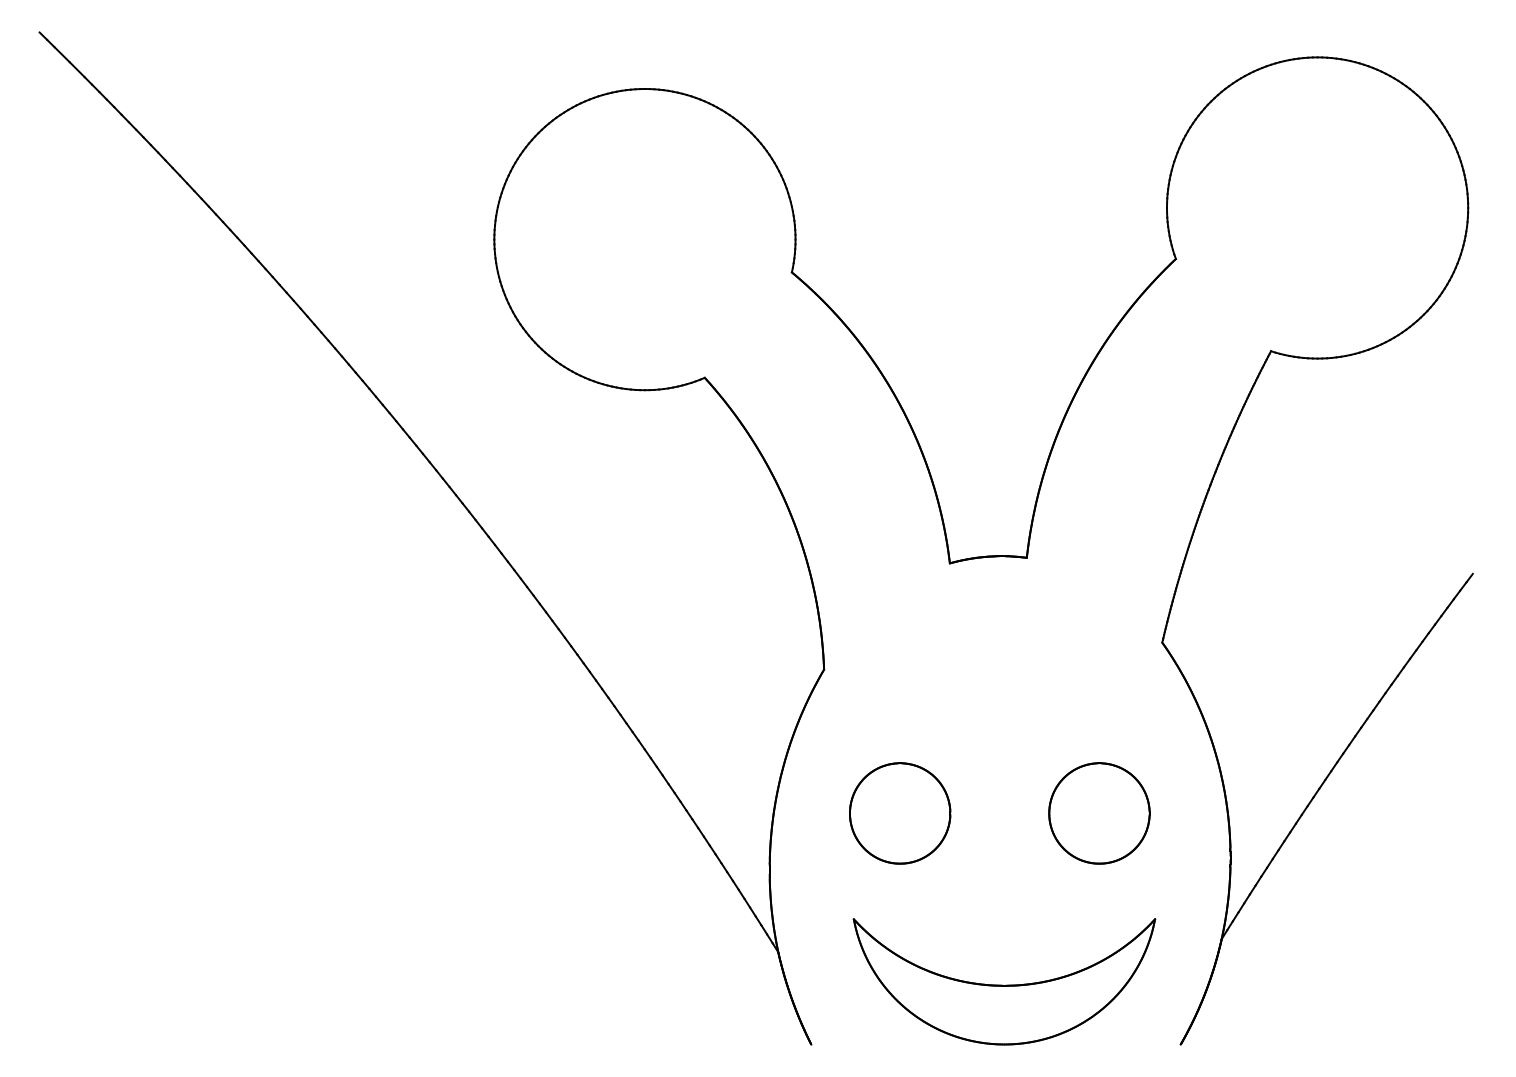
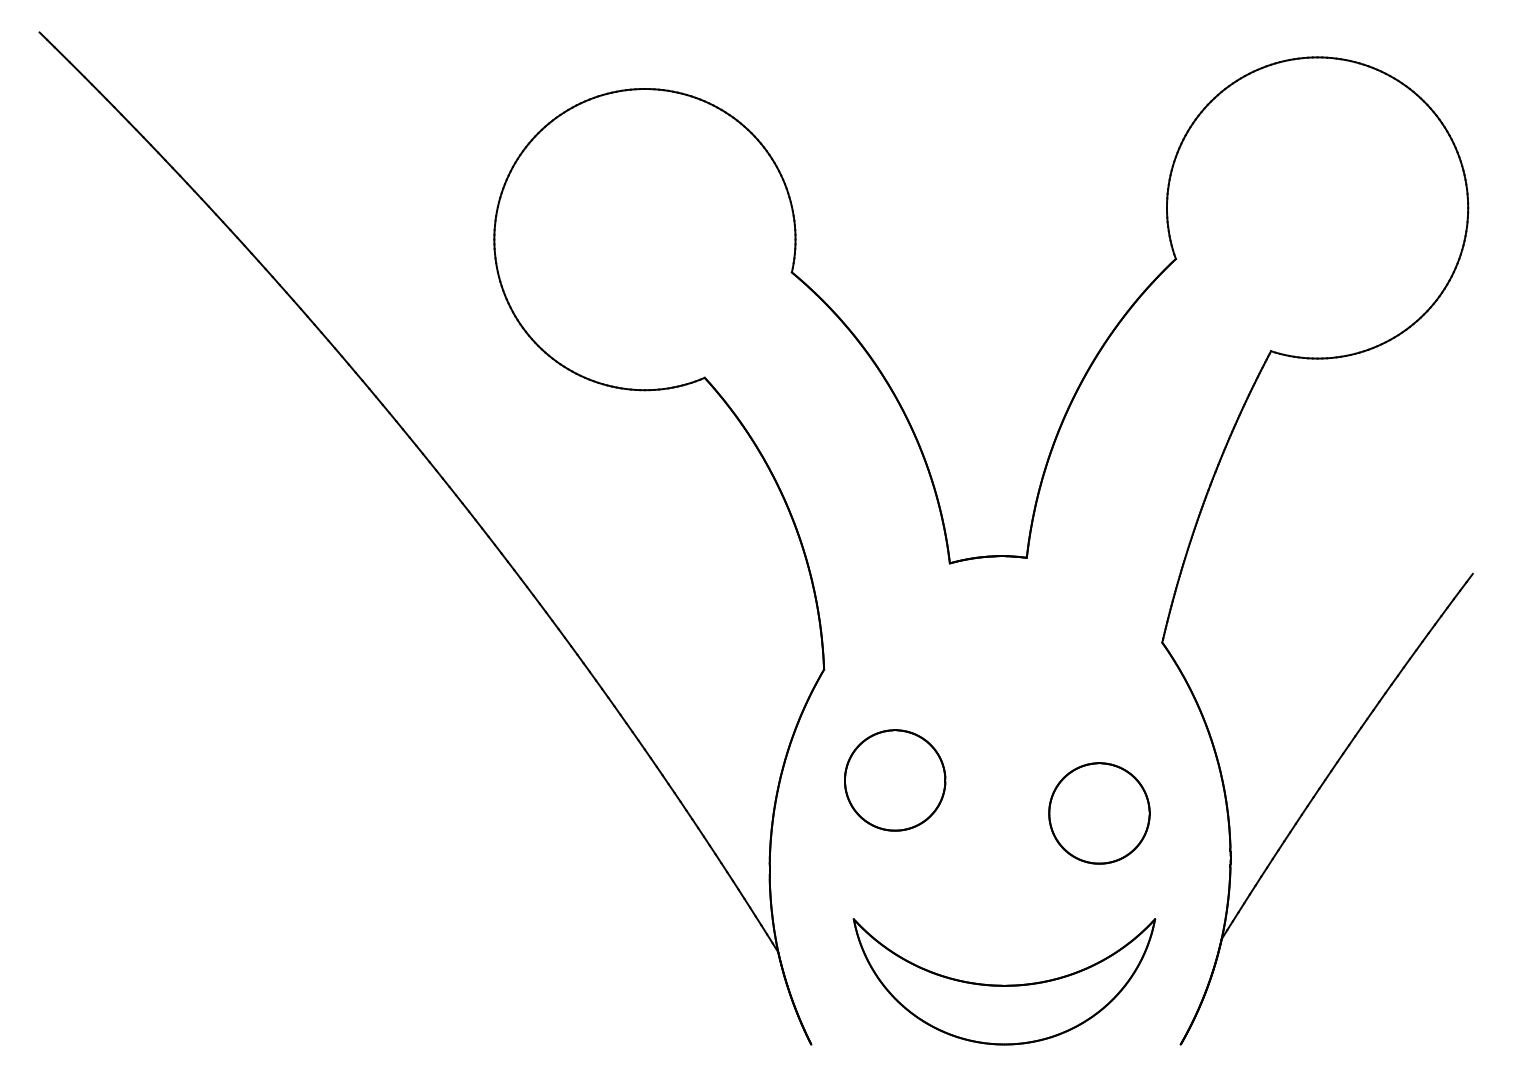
part position: (900, 813) -> (895, 780) (895, 780)
